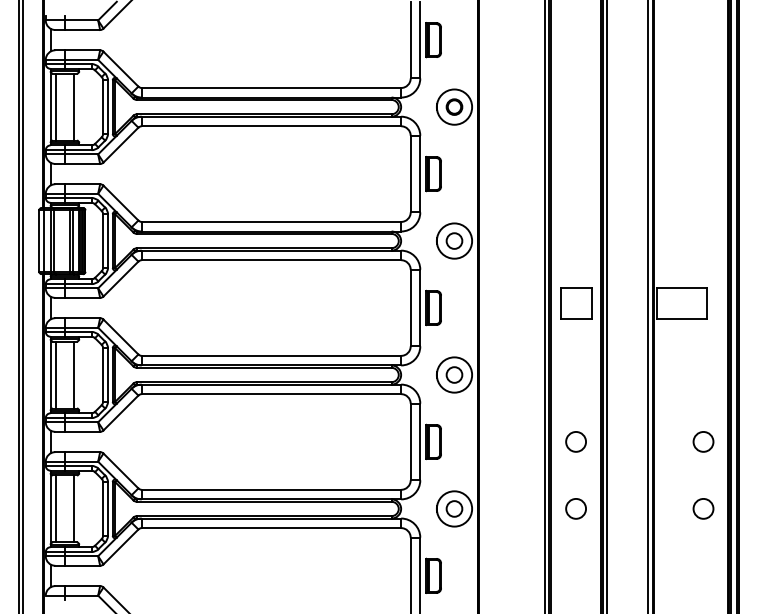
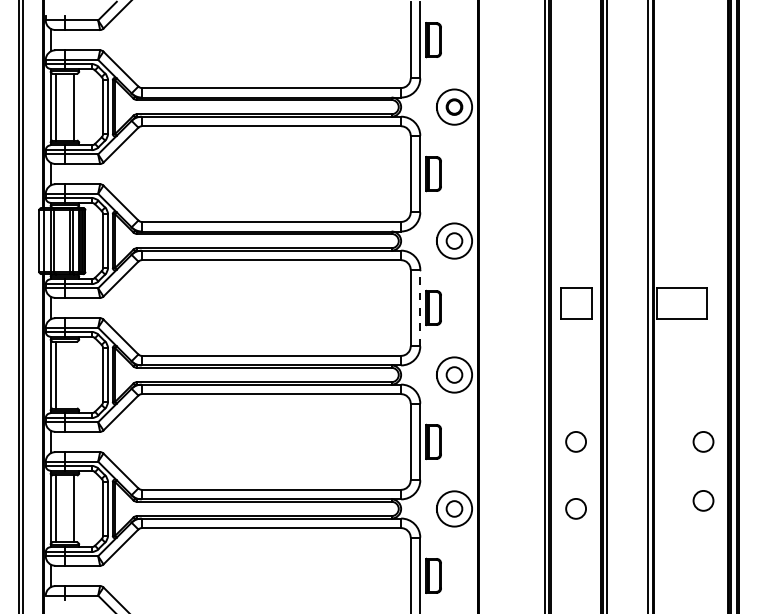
line: solid -> dashed (420, 307)
line: present -> none (74, 374)
circle position: (703, 508) -> (703, 500) (703, 500)
